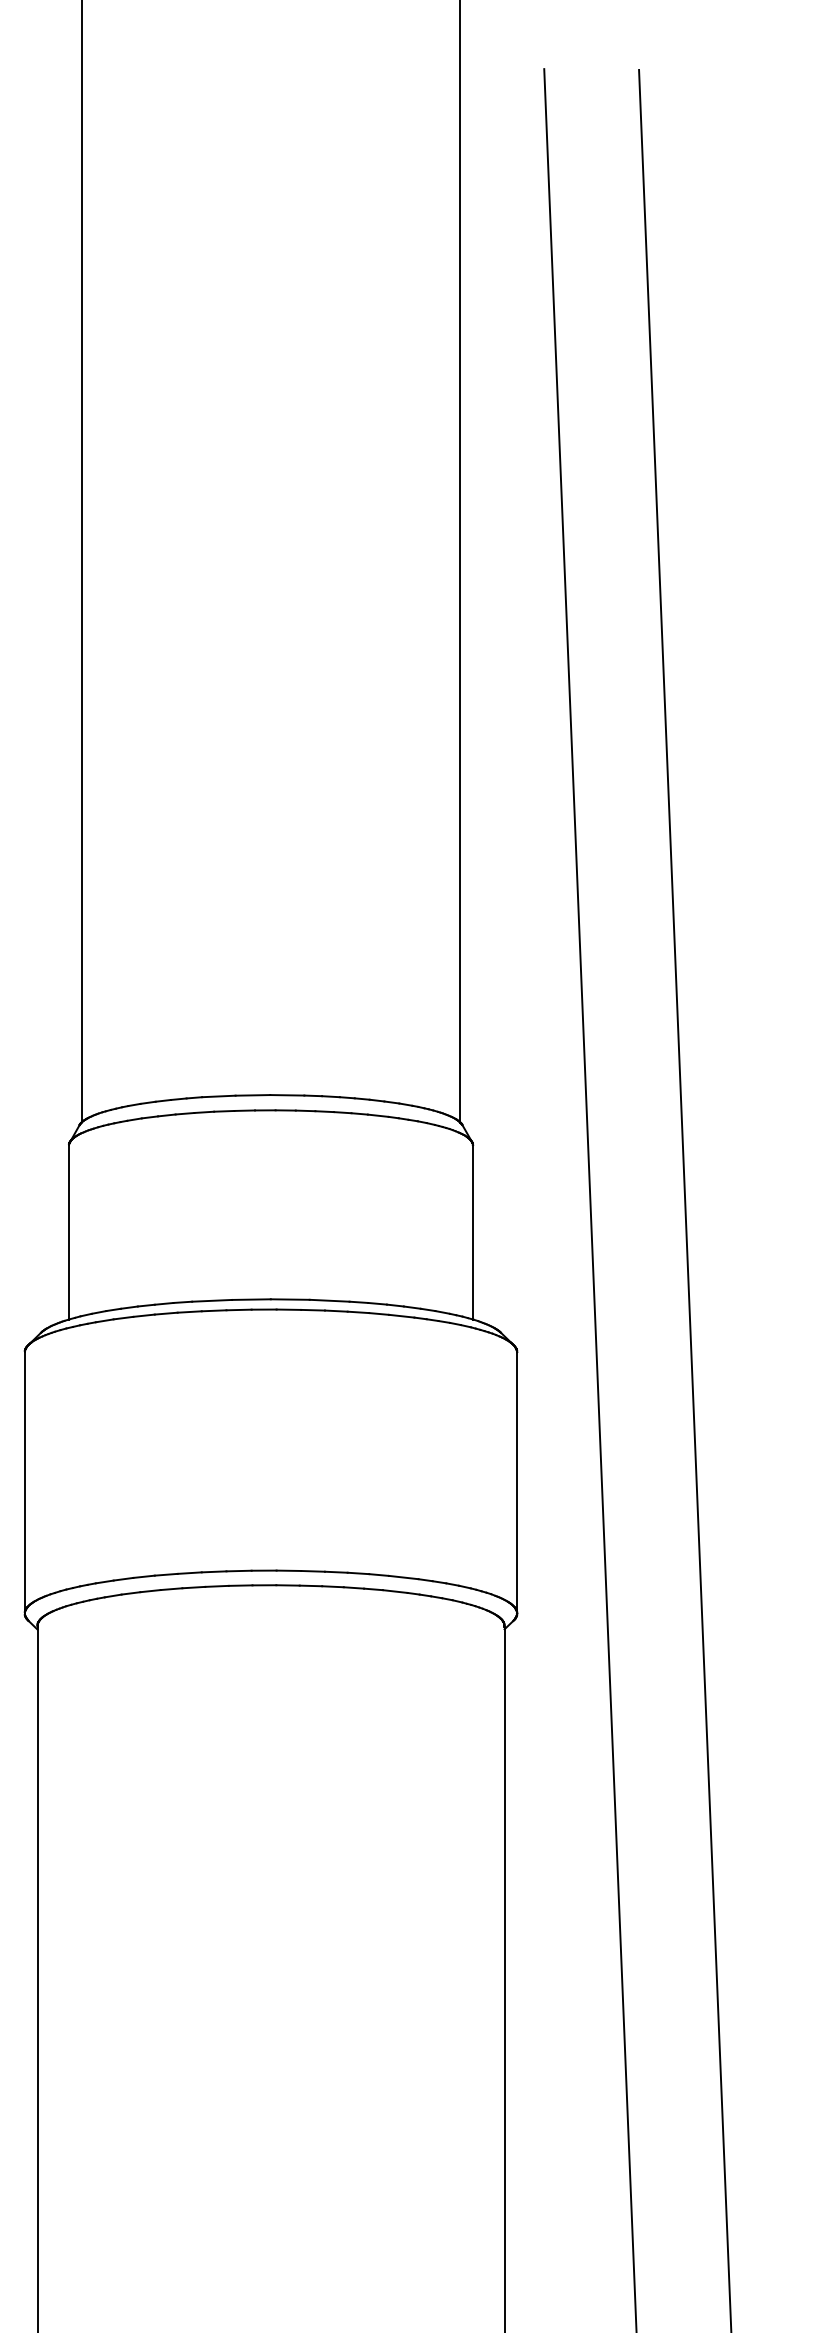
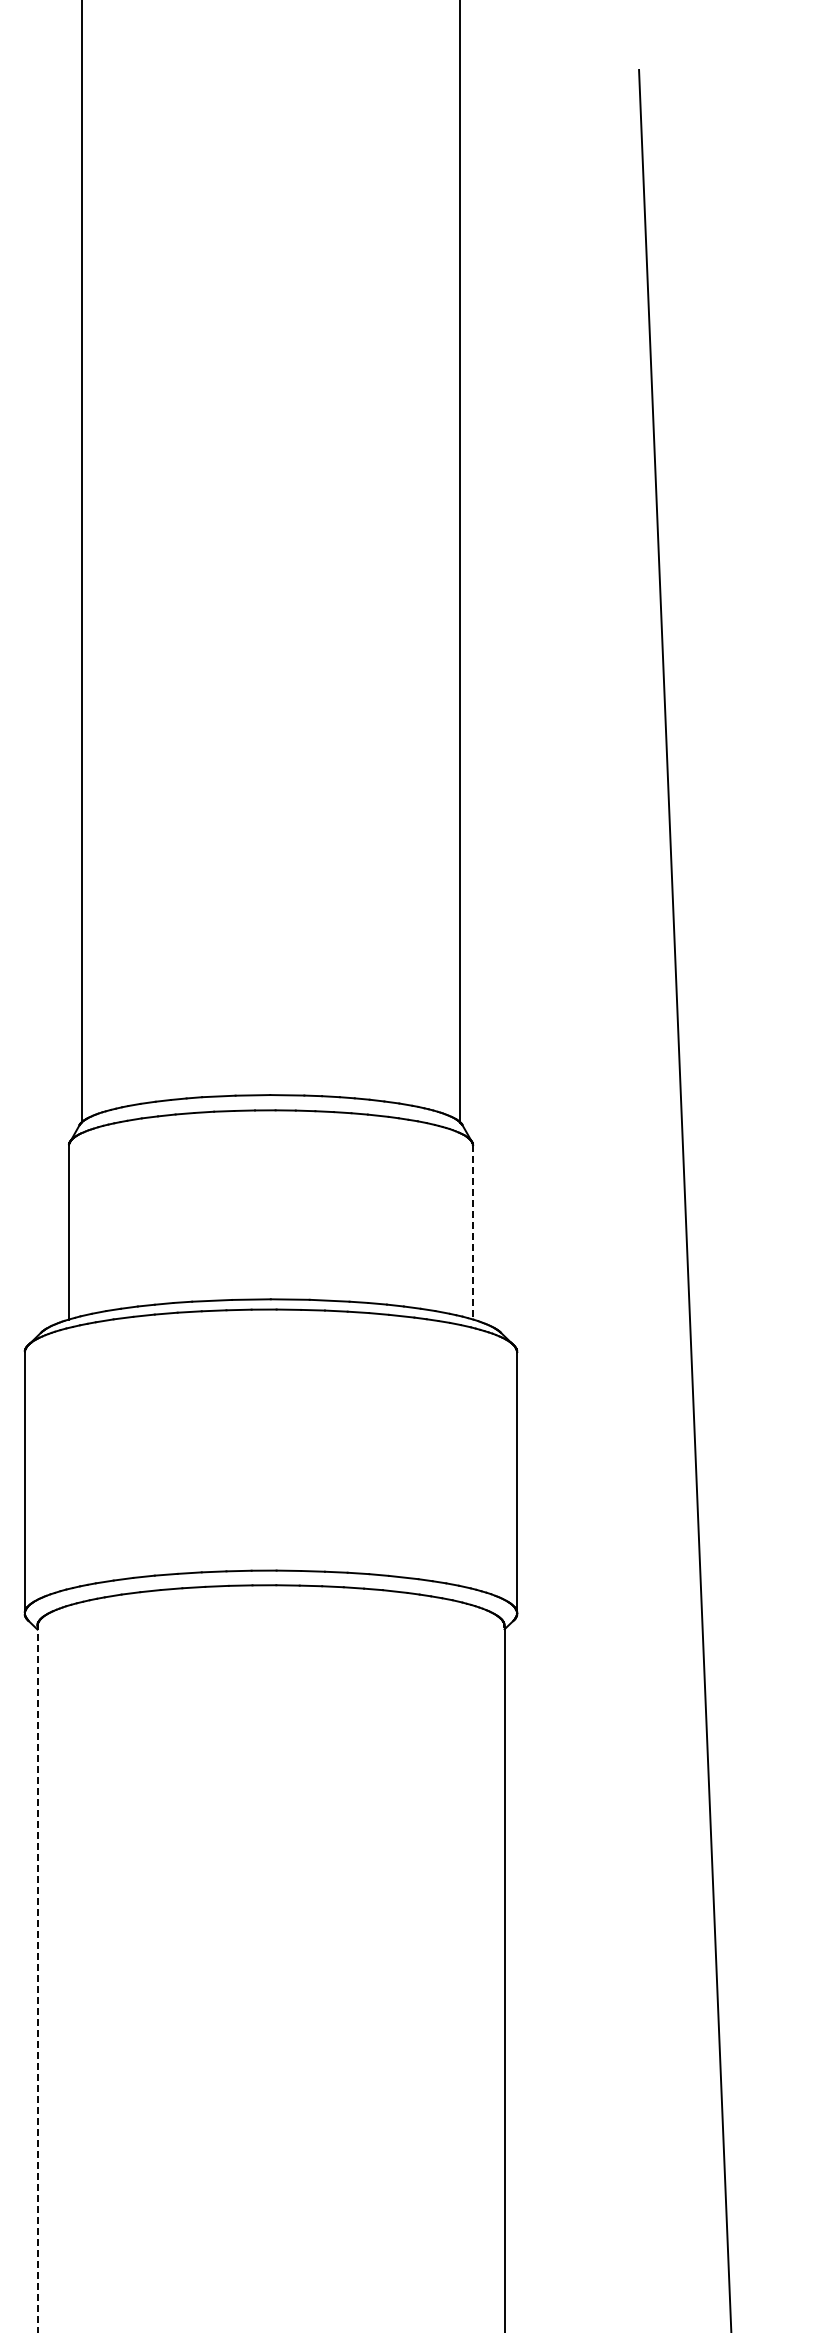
line: present -> none (590, 1199)
line: solid -> dashed (473, 1232)
line: solid -> dashed (37, 1979)
